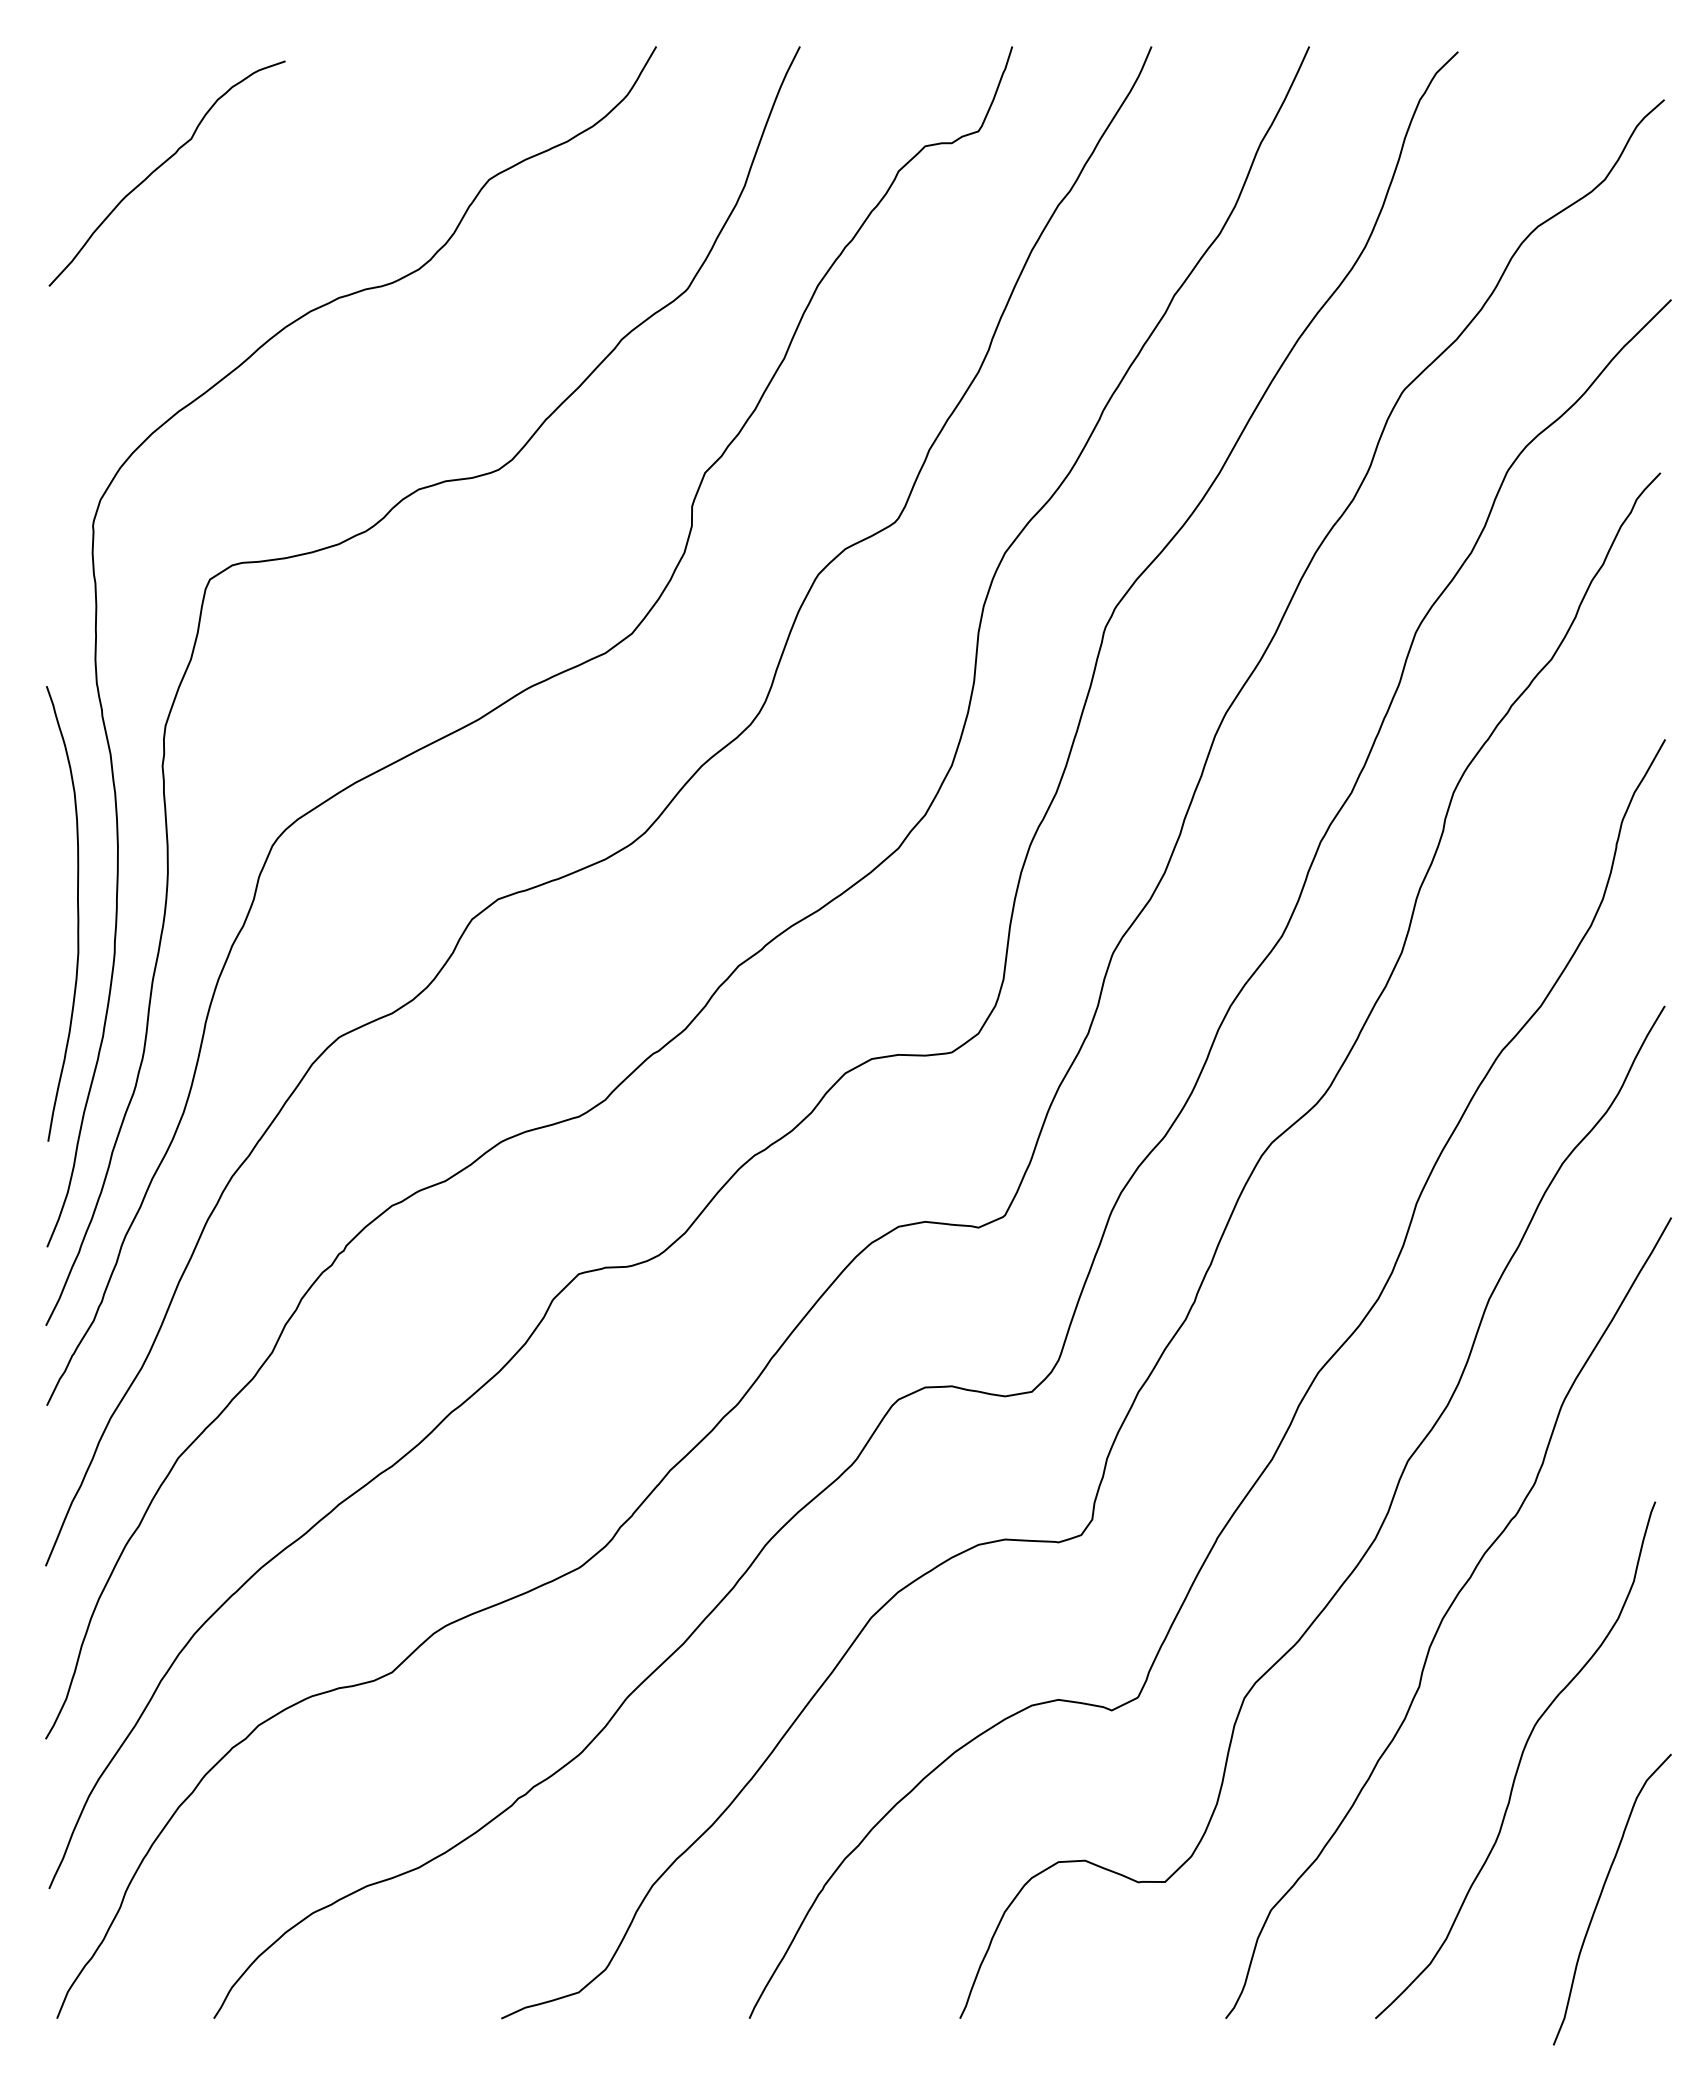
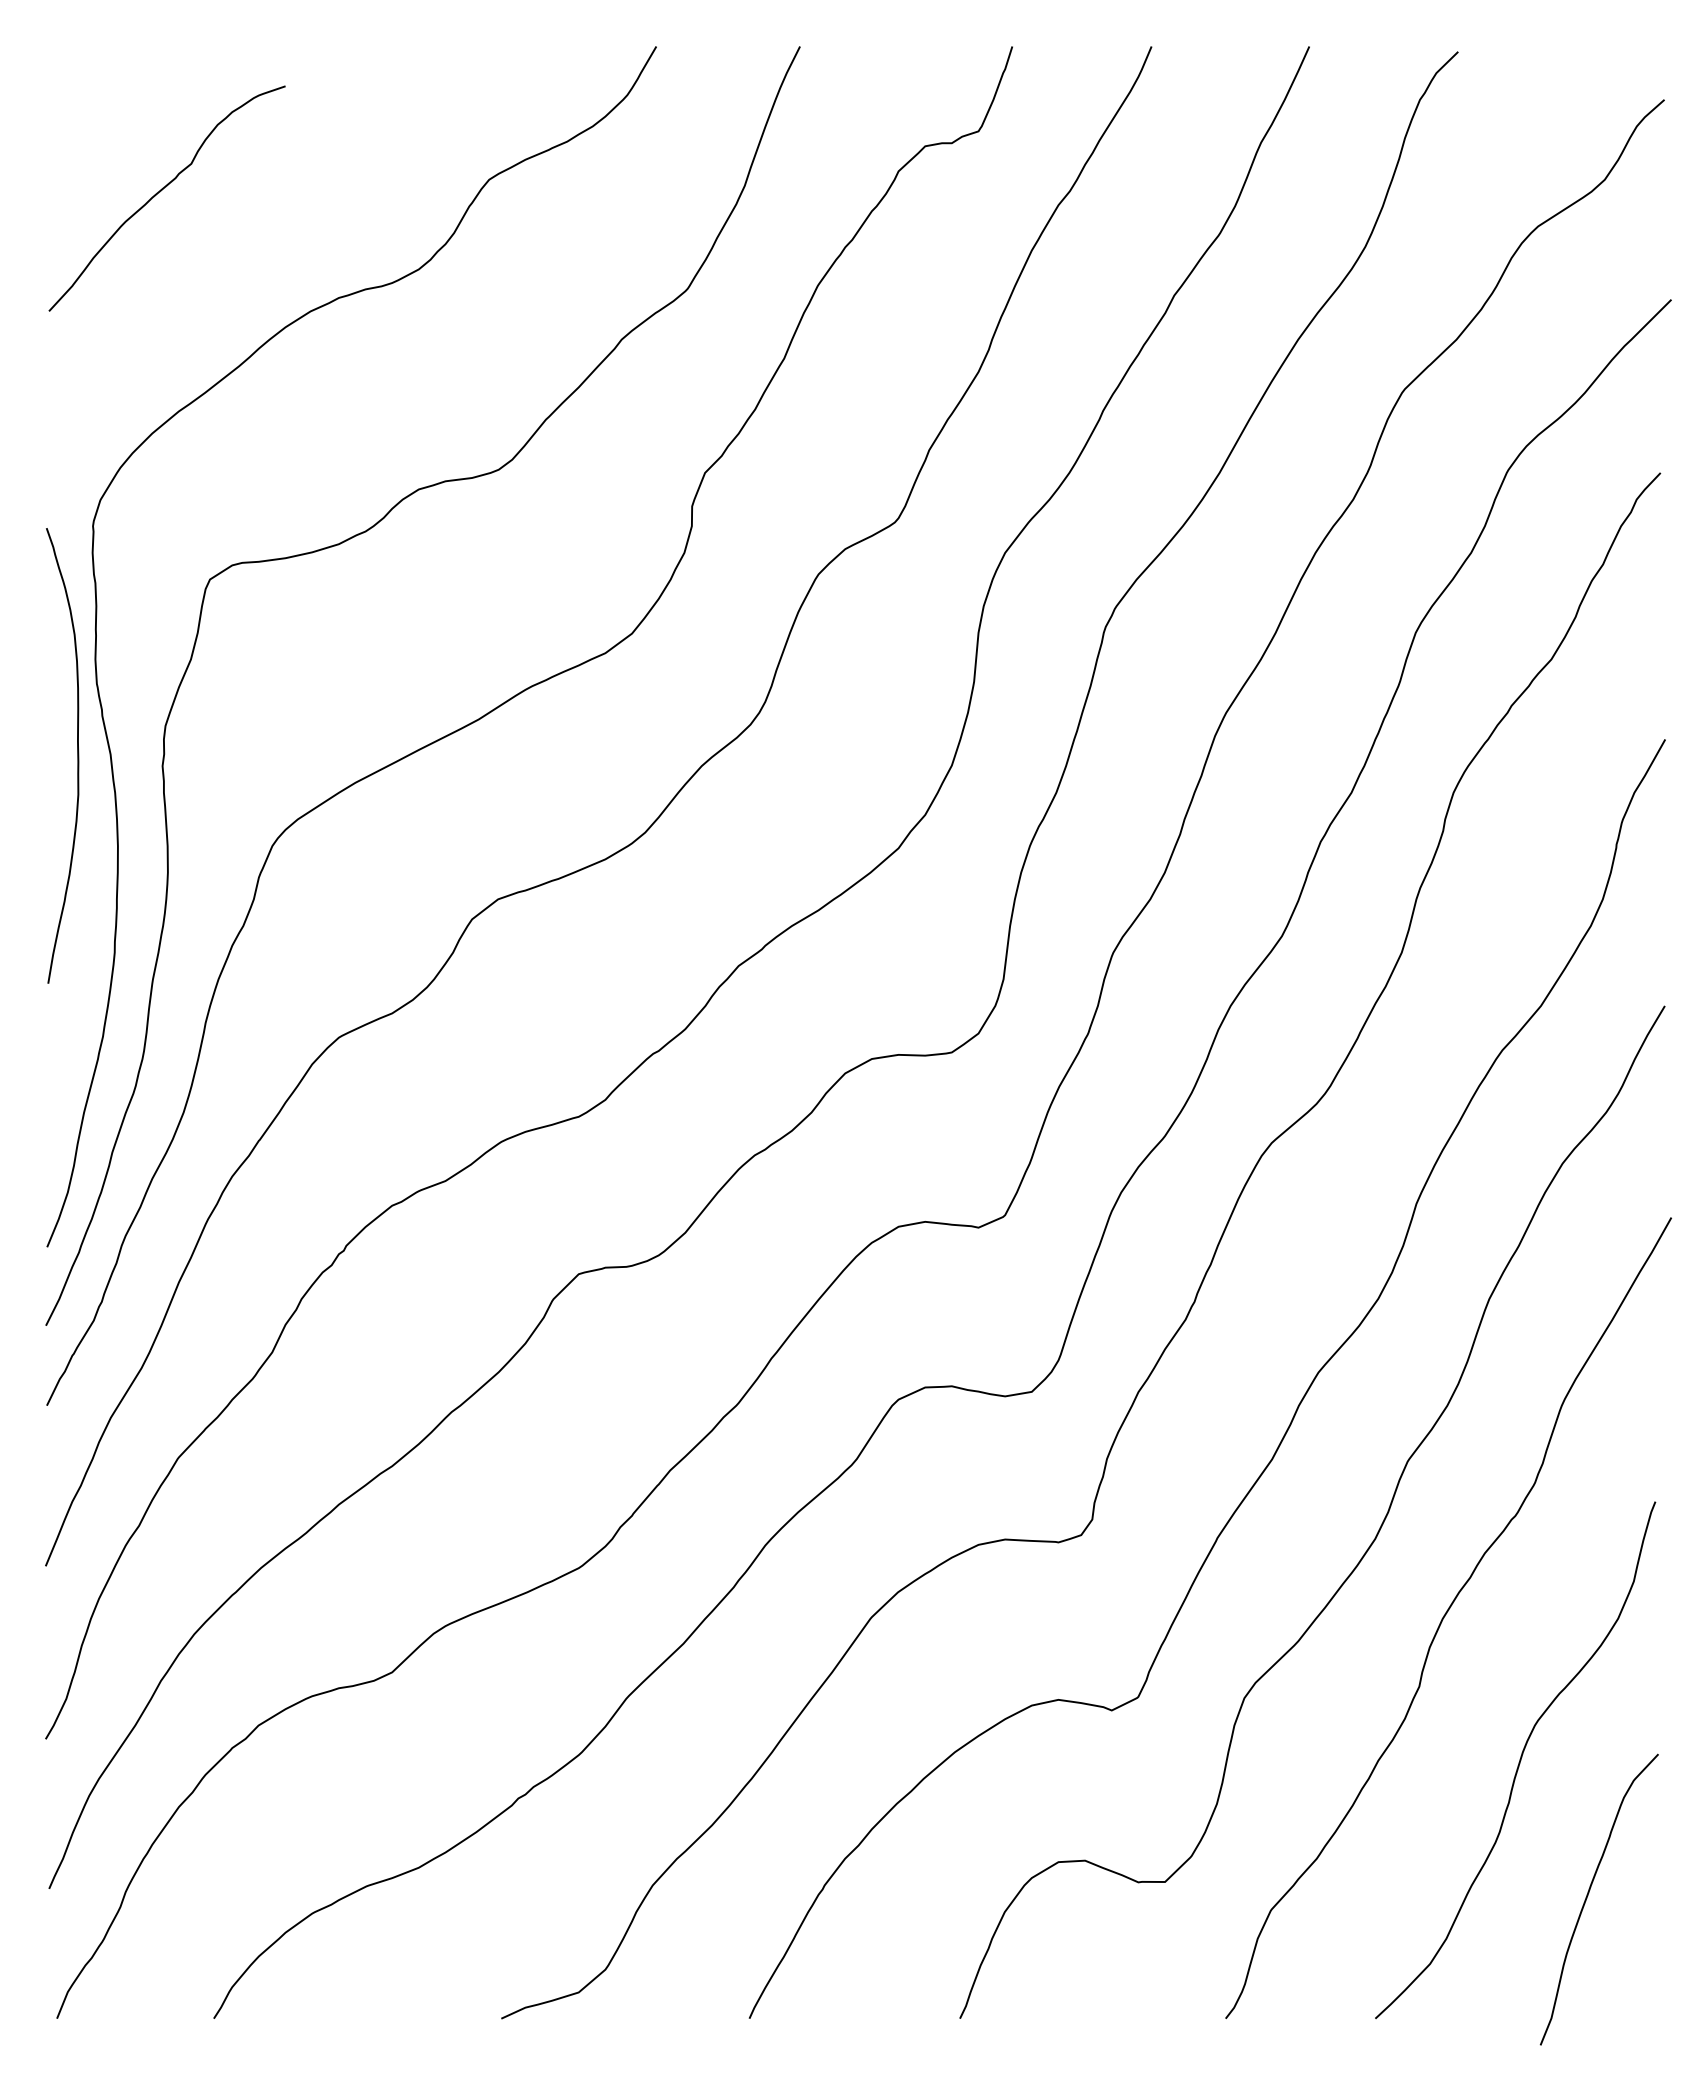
curve position: (160, 167) -> (160, 192) (160, 192)
curve position: (77, 913) -> (77, 755) (77, 755)
curve position: (1601, 1895) -> (1588, 1895) (1588, 1895)
